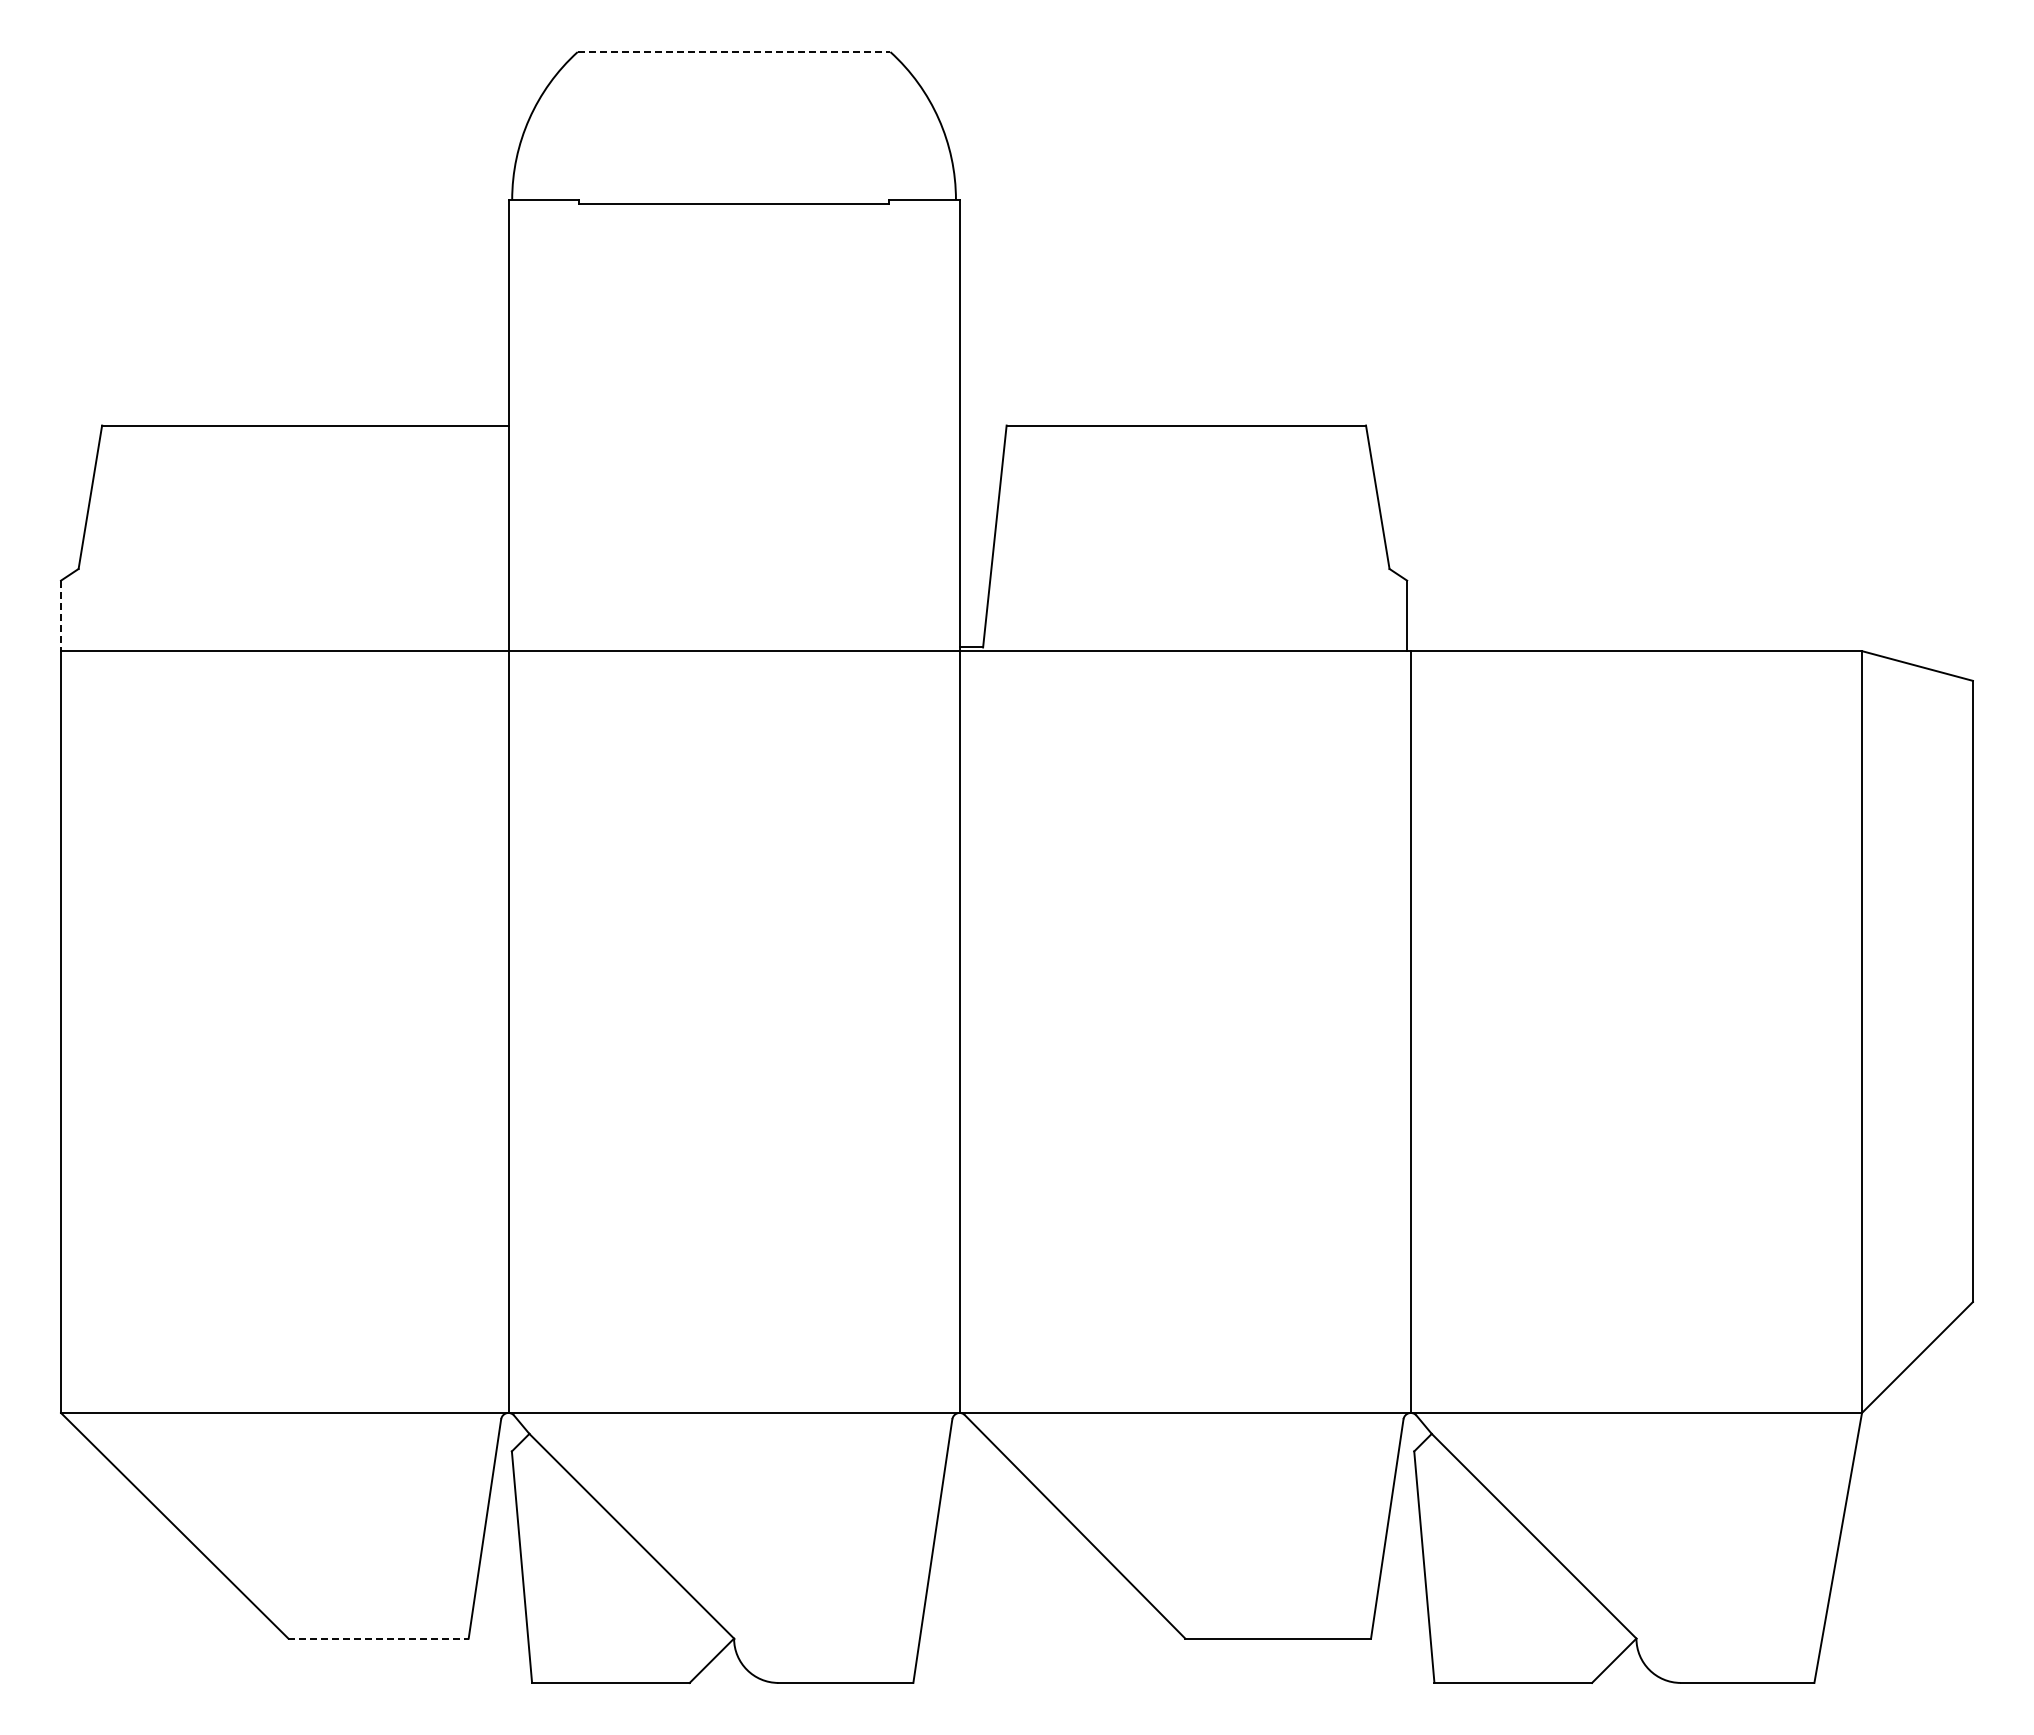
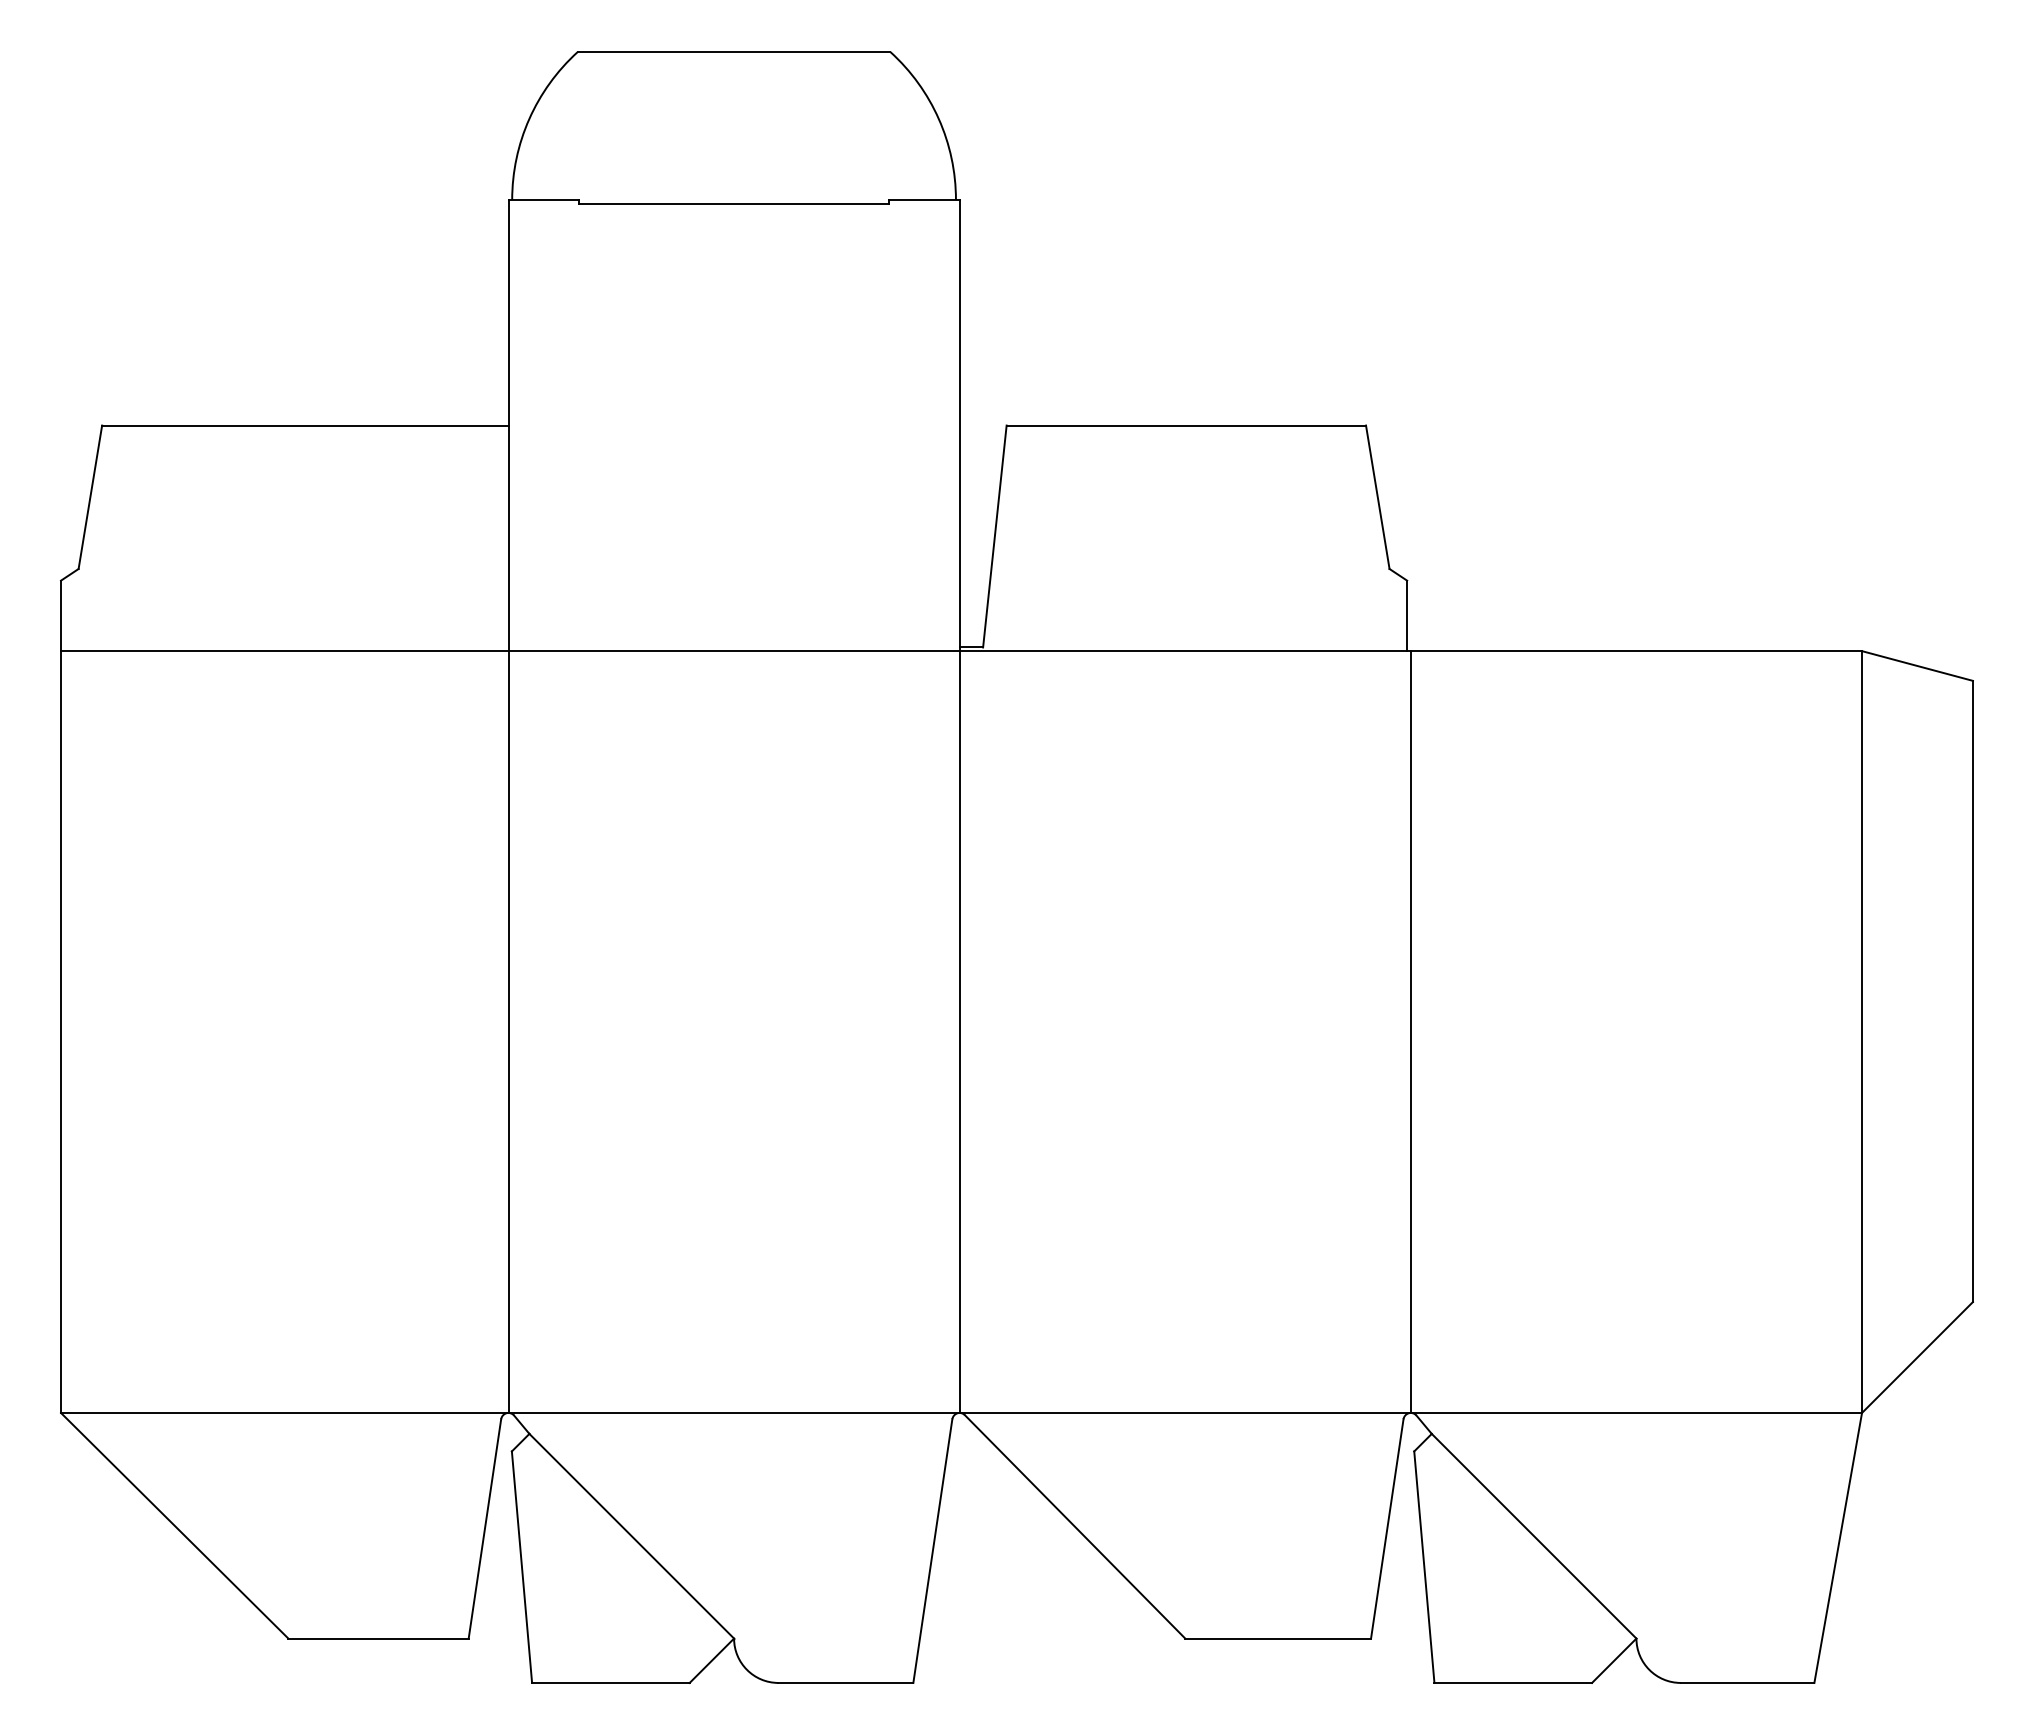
line: dashed -> solid (734, 52)
line: dashed -> solid (61, 616)
line: dashed -> solid (379, 1638)
